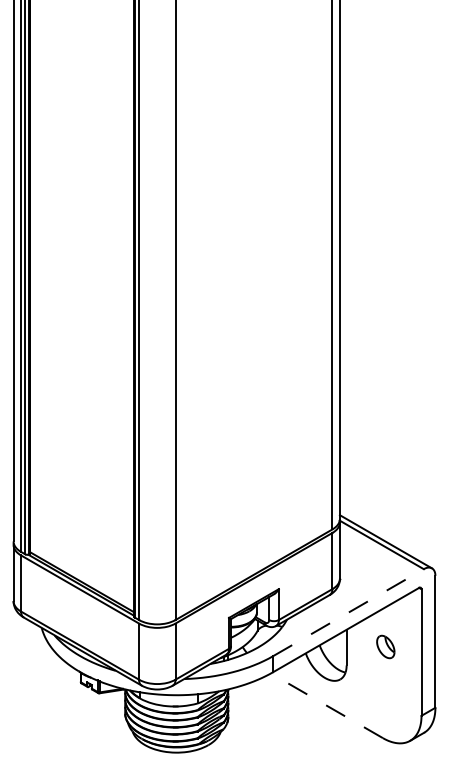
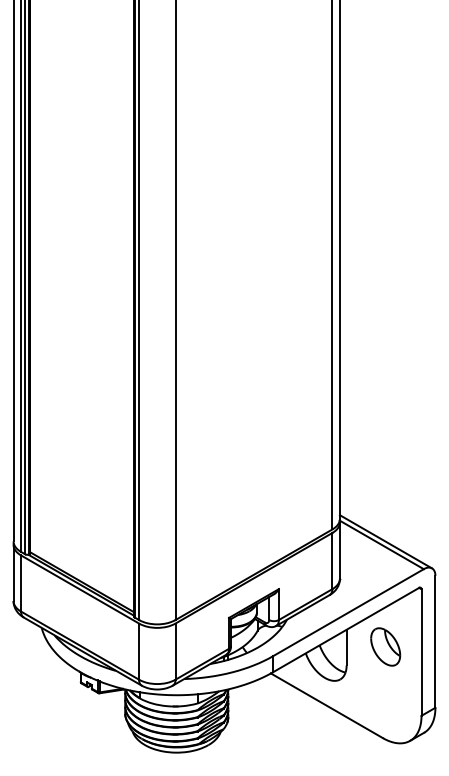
line: dashed -> solid (348, 612)
part size: 20x26 px -> 32x40 px (385, 646)
line: dashed -> solid (326, 705)
